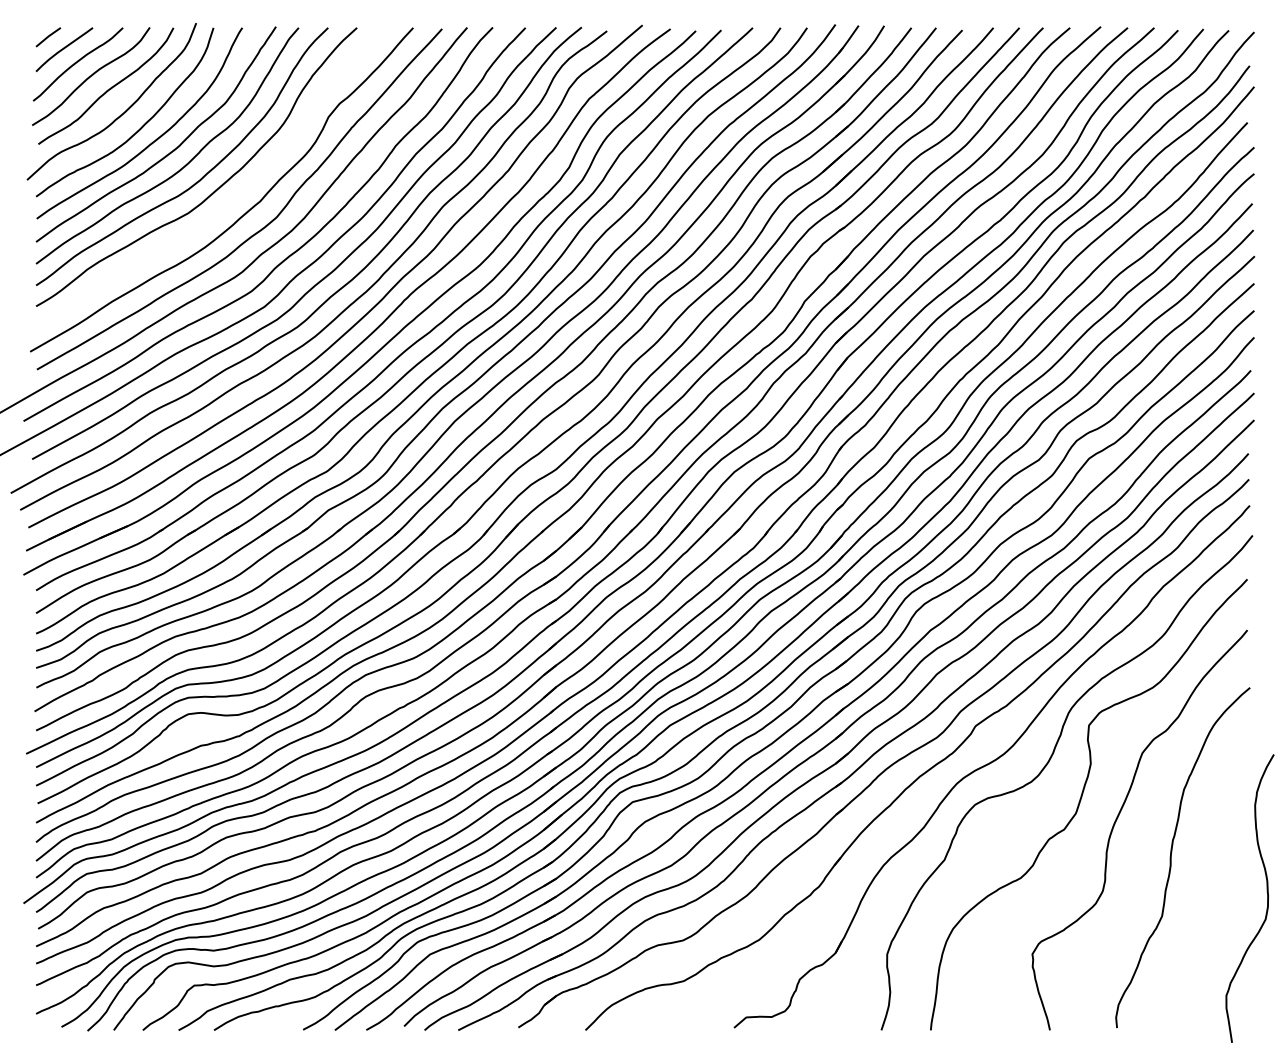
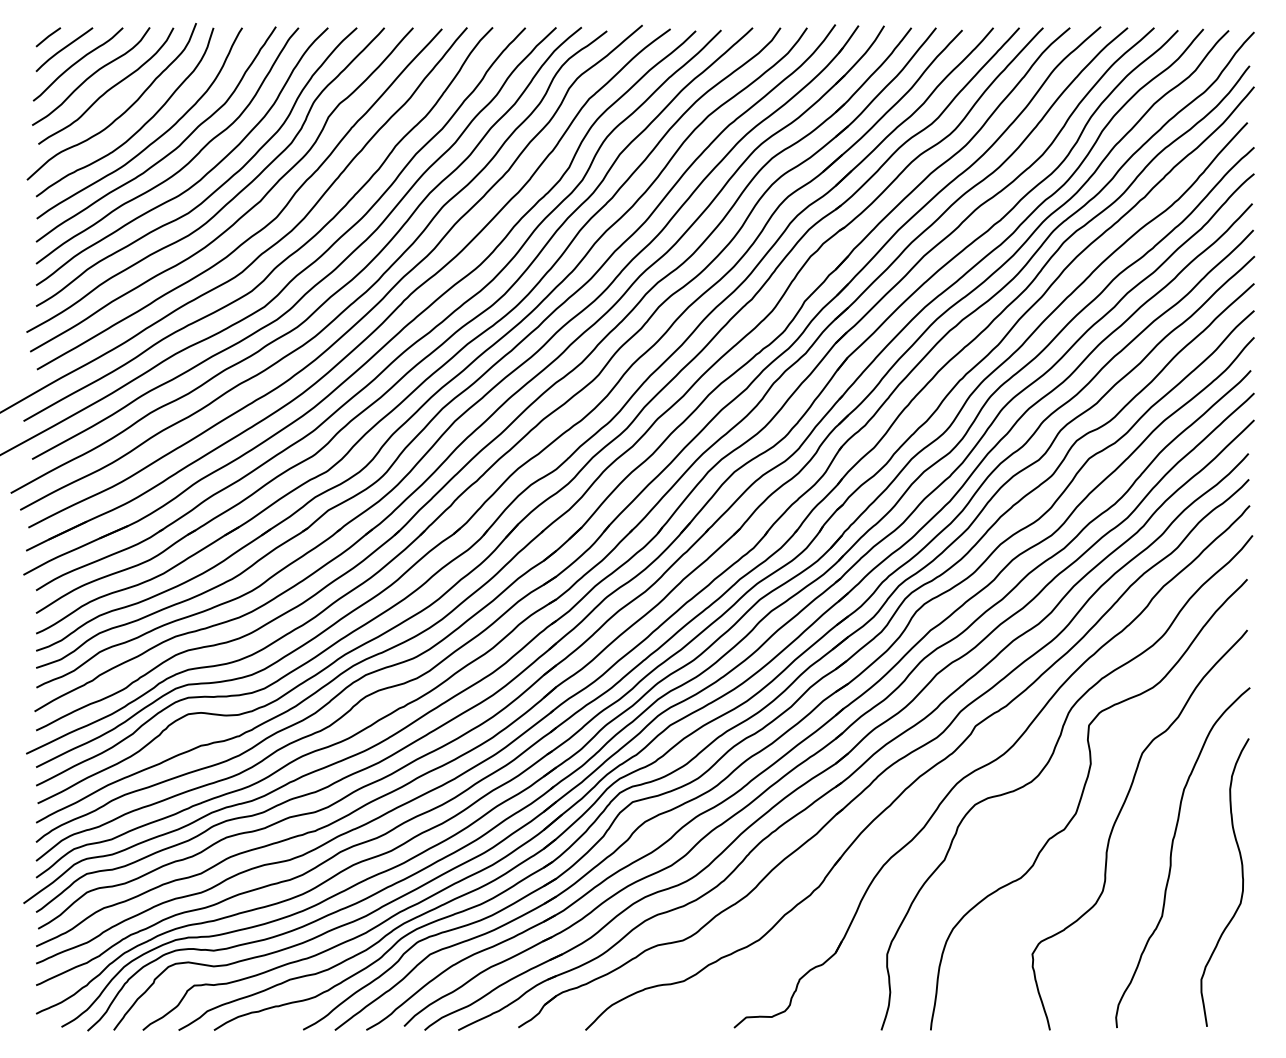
curve: none -> present (223, 205)
curve position: (1267, 898) -> (1242, 882) (1242, 882)
